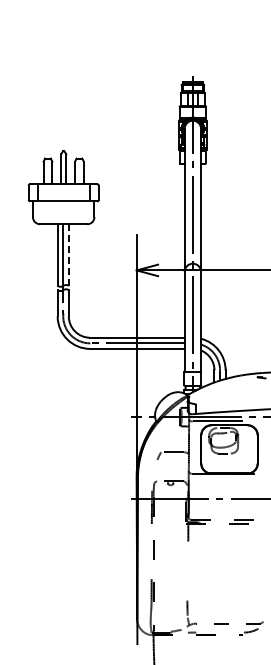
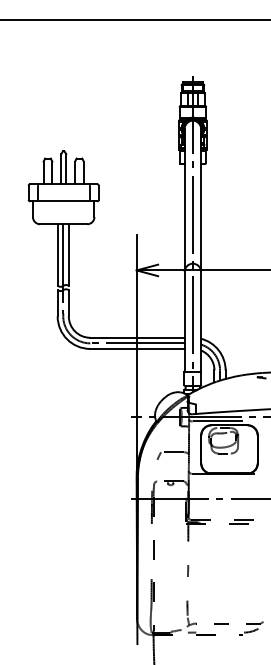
line: none -> present (134, 19)
line: dashed -> solid (68, 255)
arc: none -> present (188, 570)
